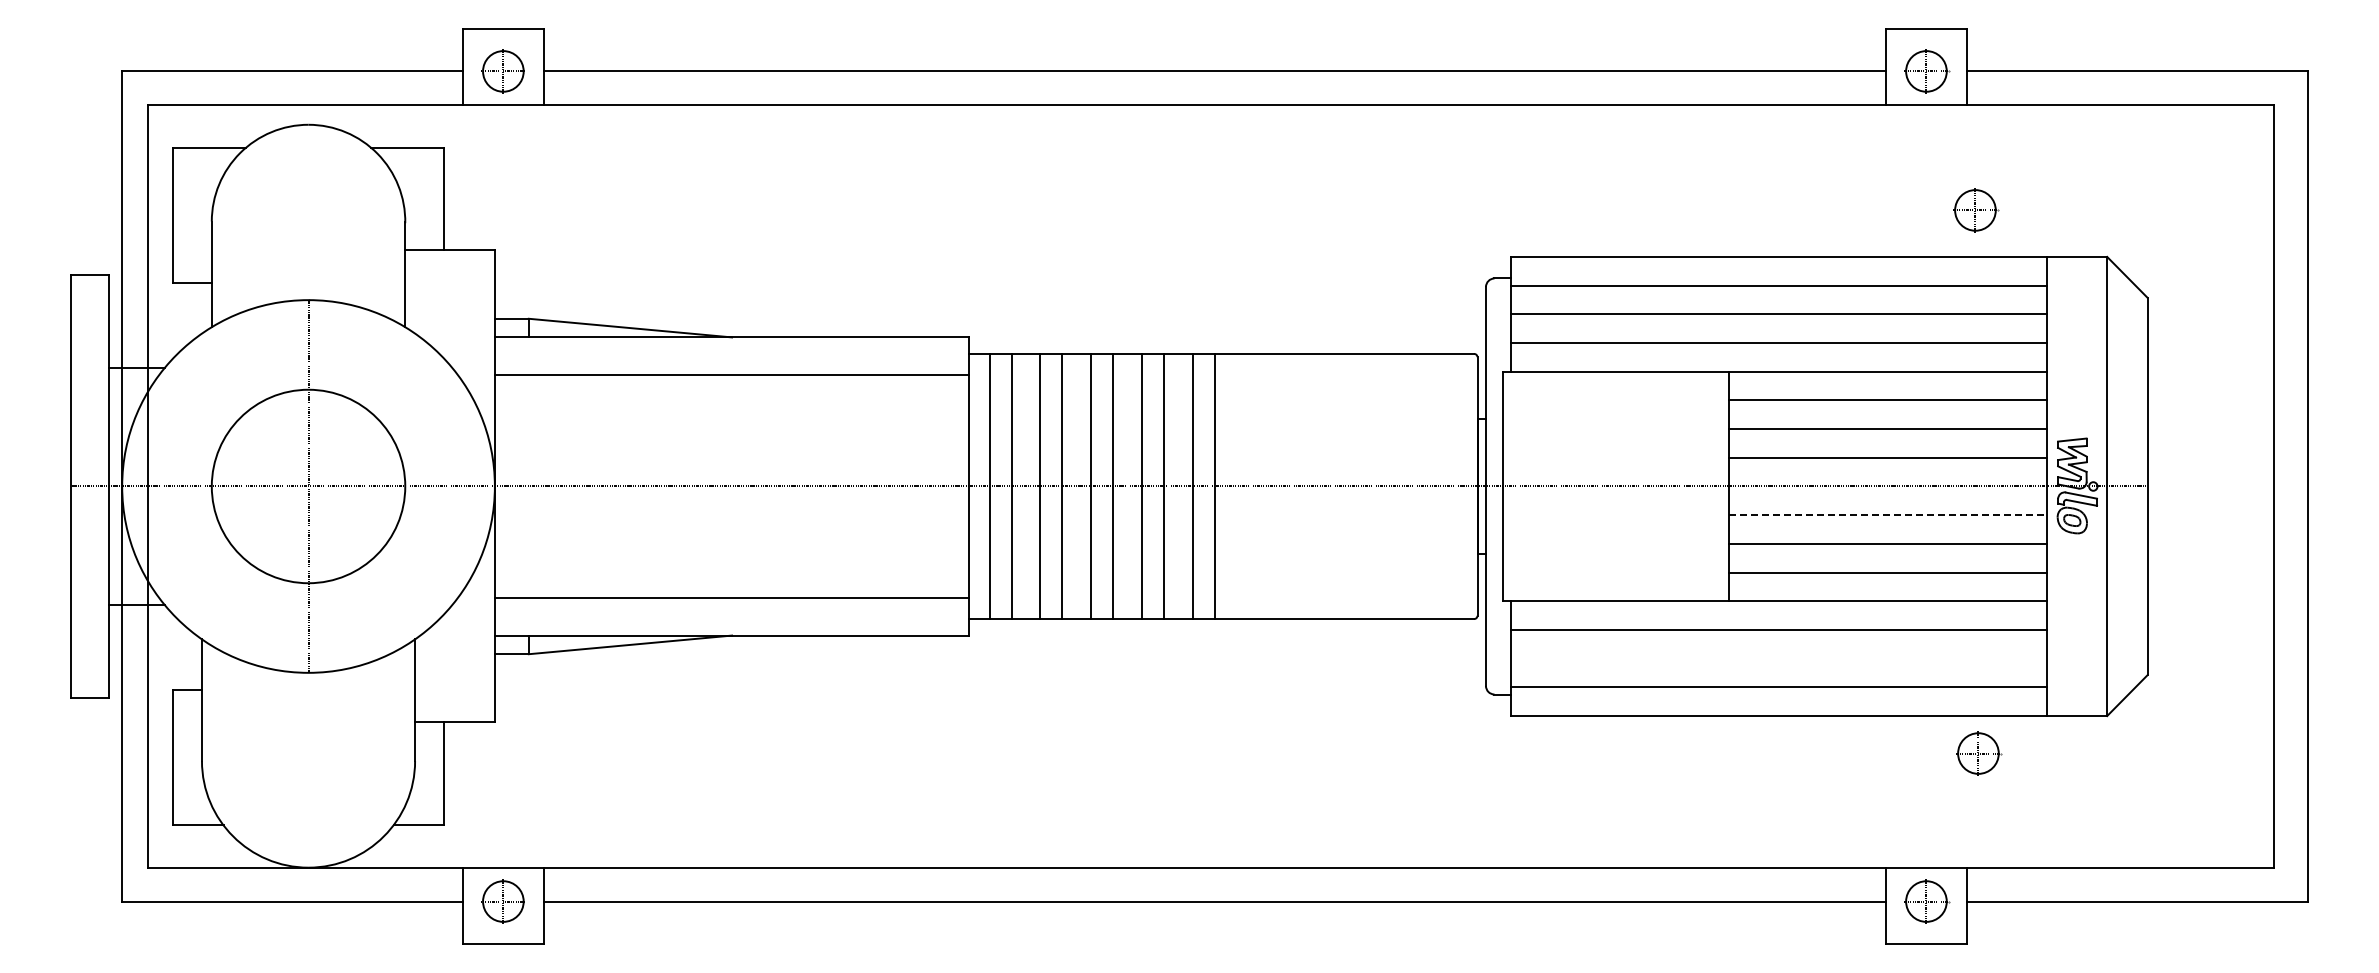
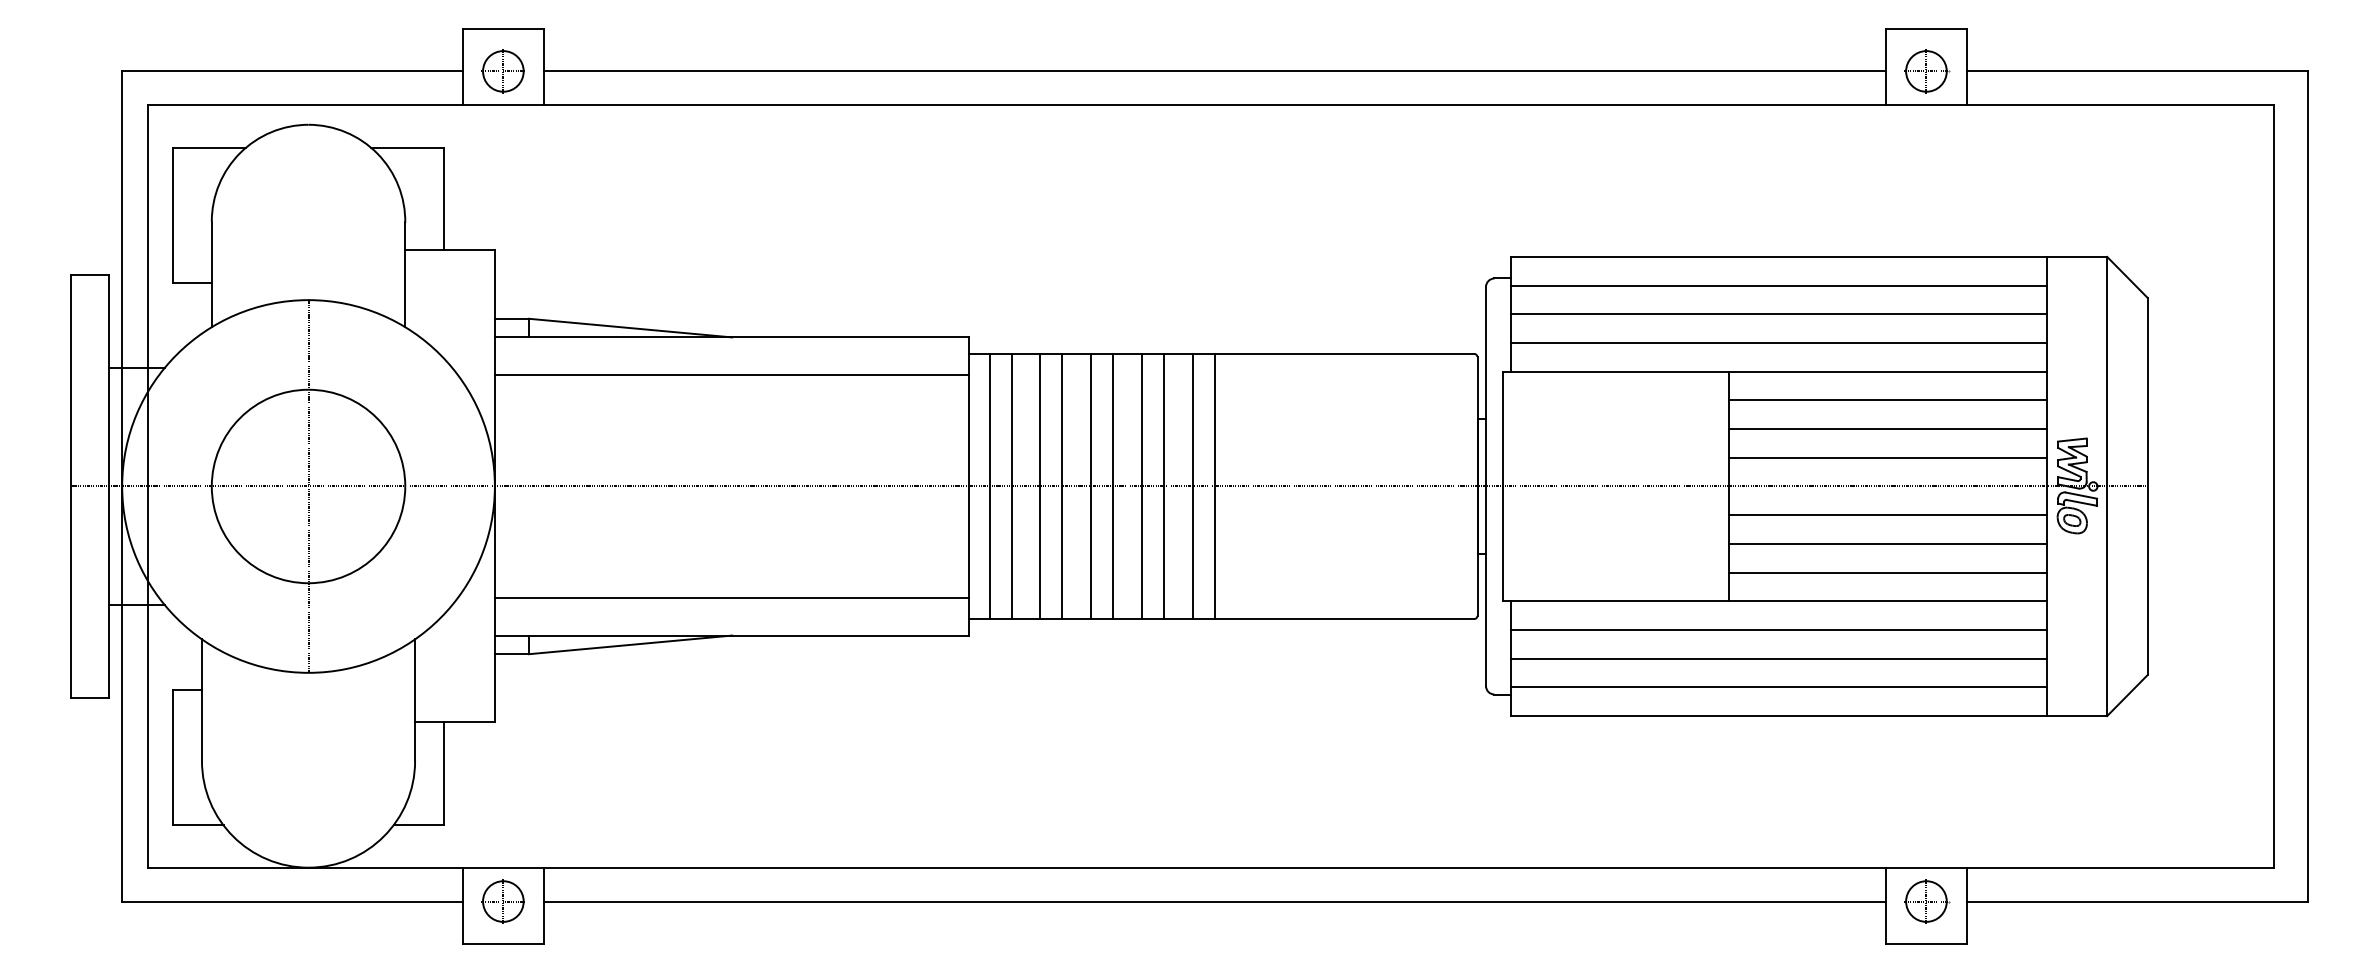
part: present -> none (1976, 210)
line: dashed -> solid (1887, 515)
line: none -> present (1778, 658)
part: present -> none (1979, 753)
